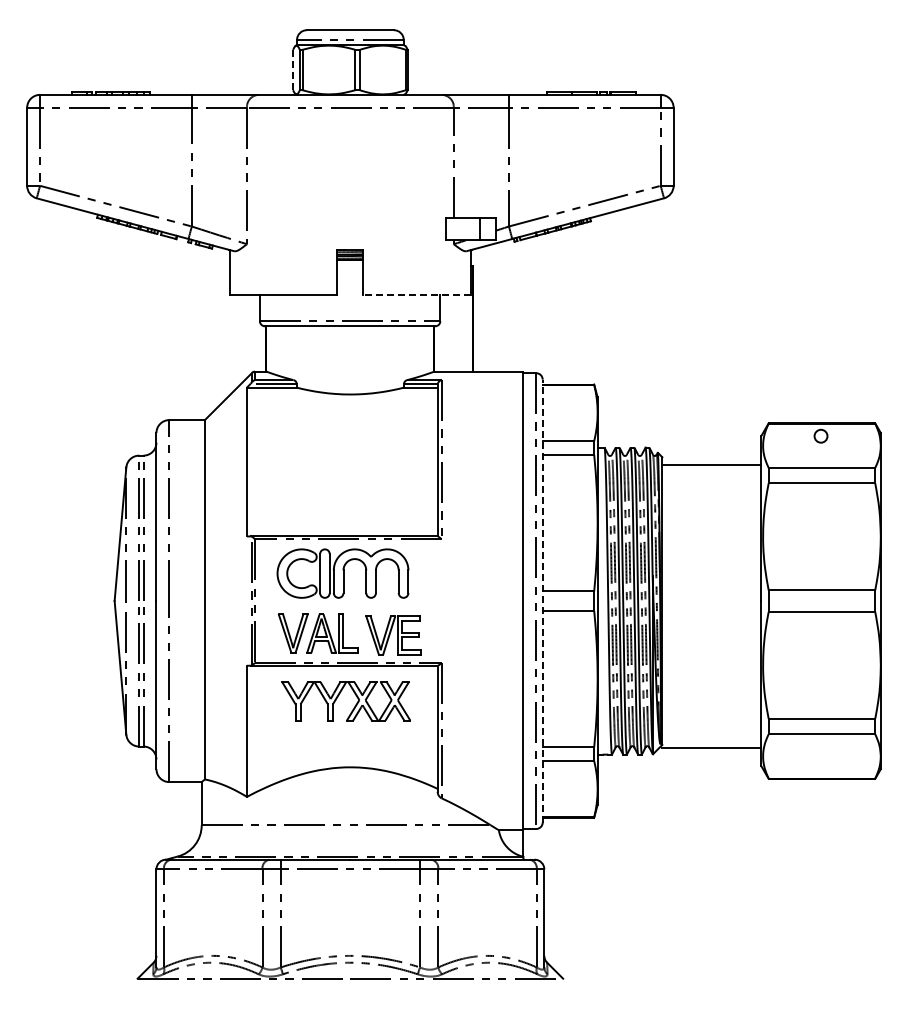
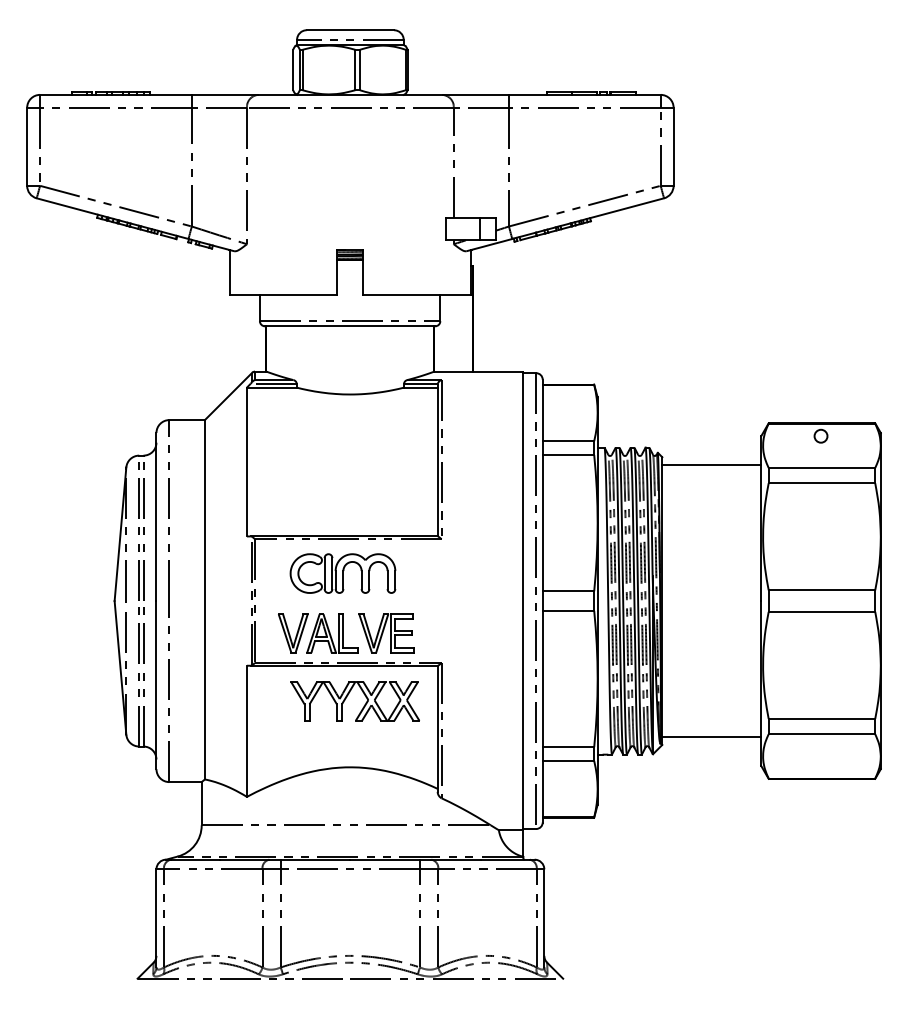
line: dashed -> solid (293, 69)
line: dashed -> solid (417, 295)
part size: 134x51 px -> 108x41 px (342, 573)
line: dashed -> solid (542, 600)
part position: (393, 635) -> (386, 633) (386, 633)
part position: (338, 697) -> (347, 697) (347, 697)
line position: (711, 747) -> (711, 736) (711, 736)
